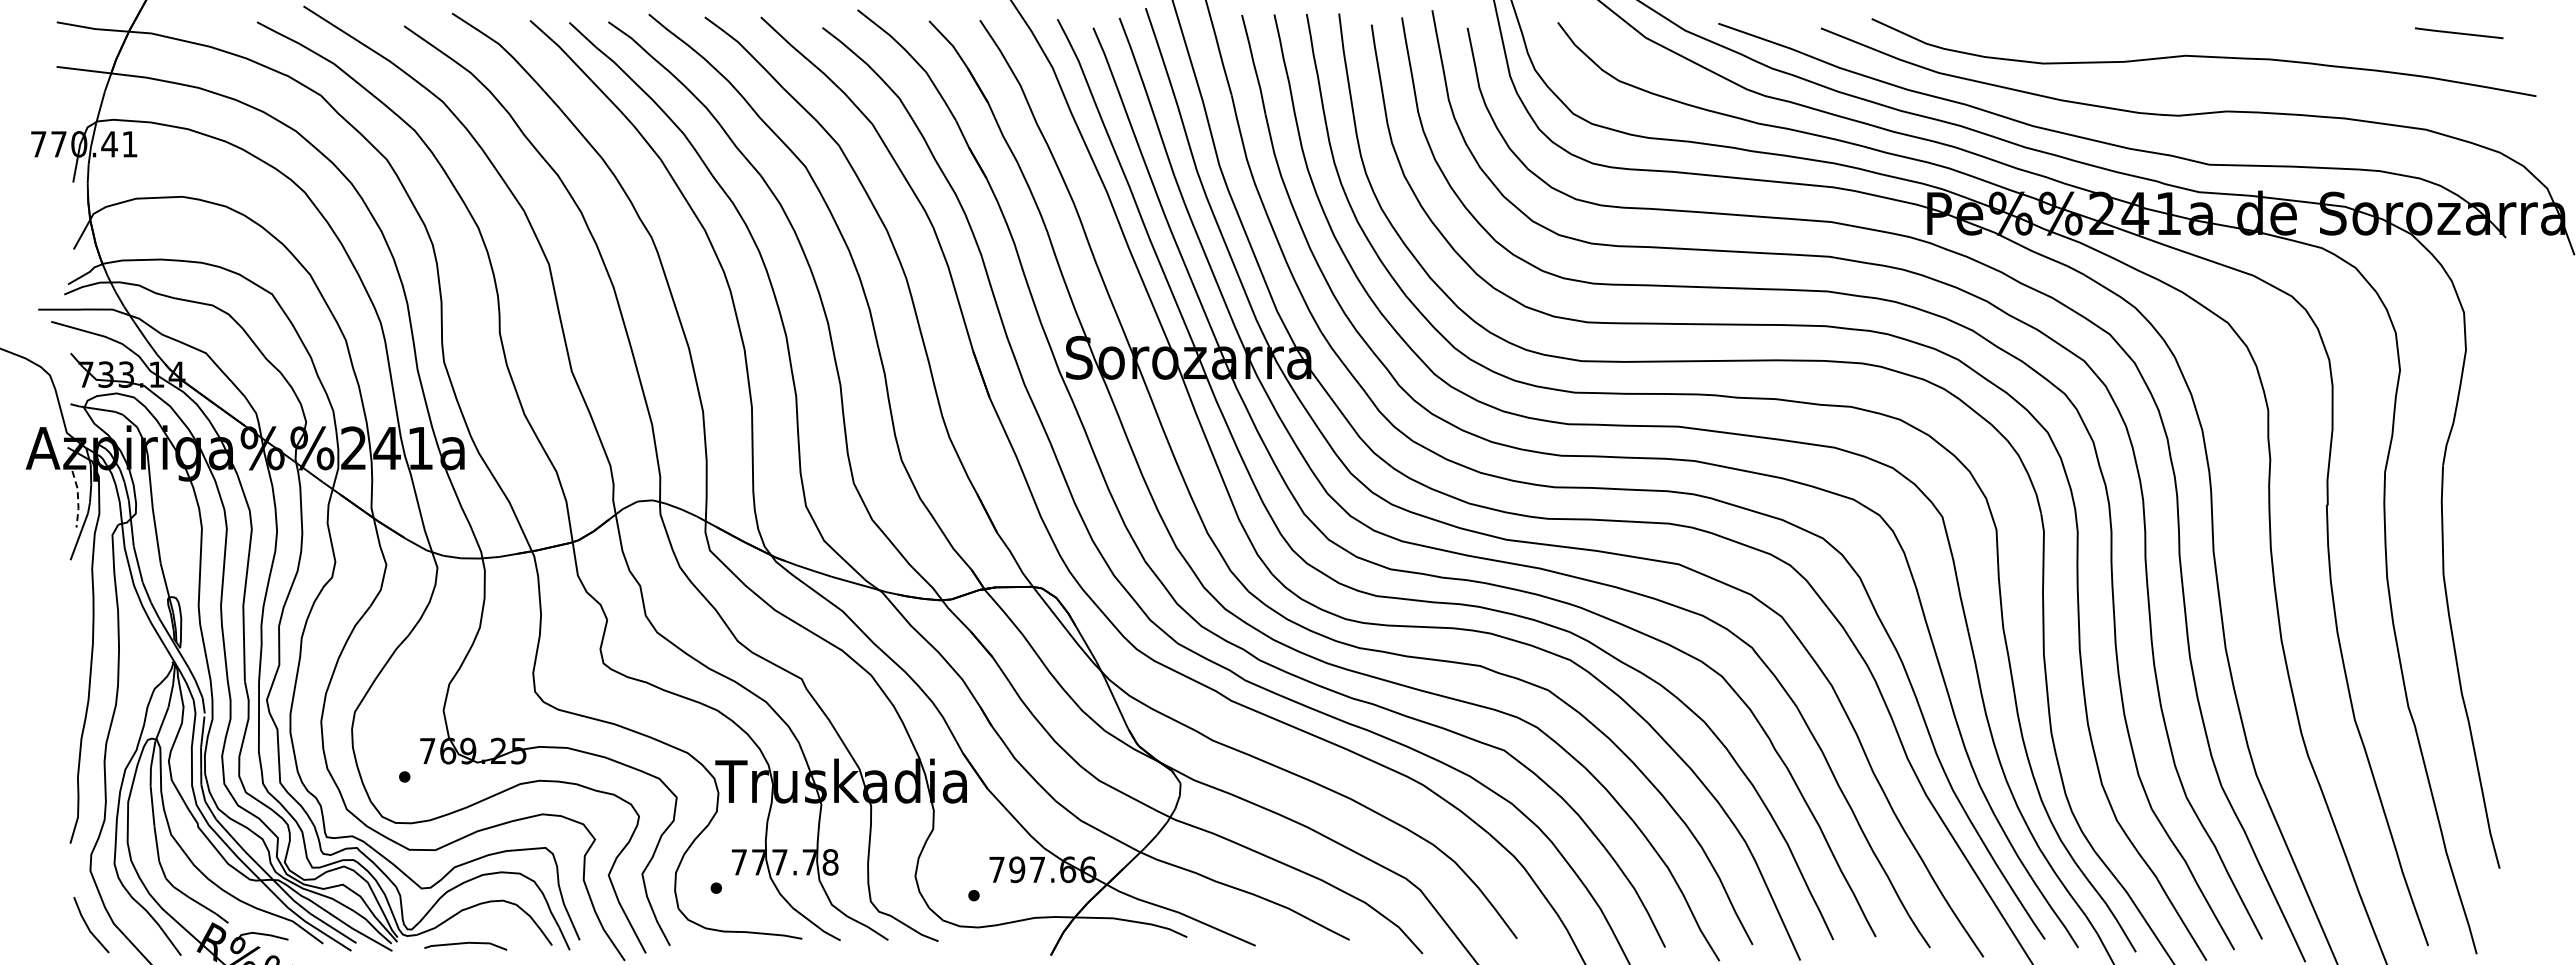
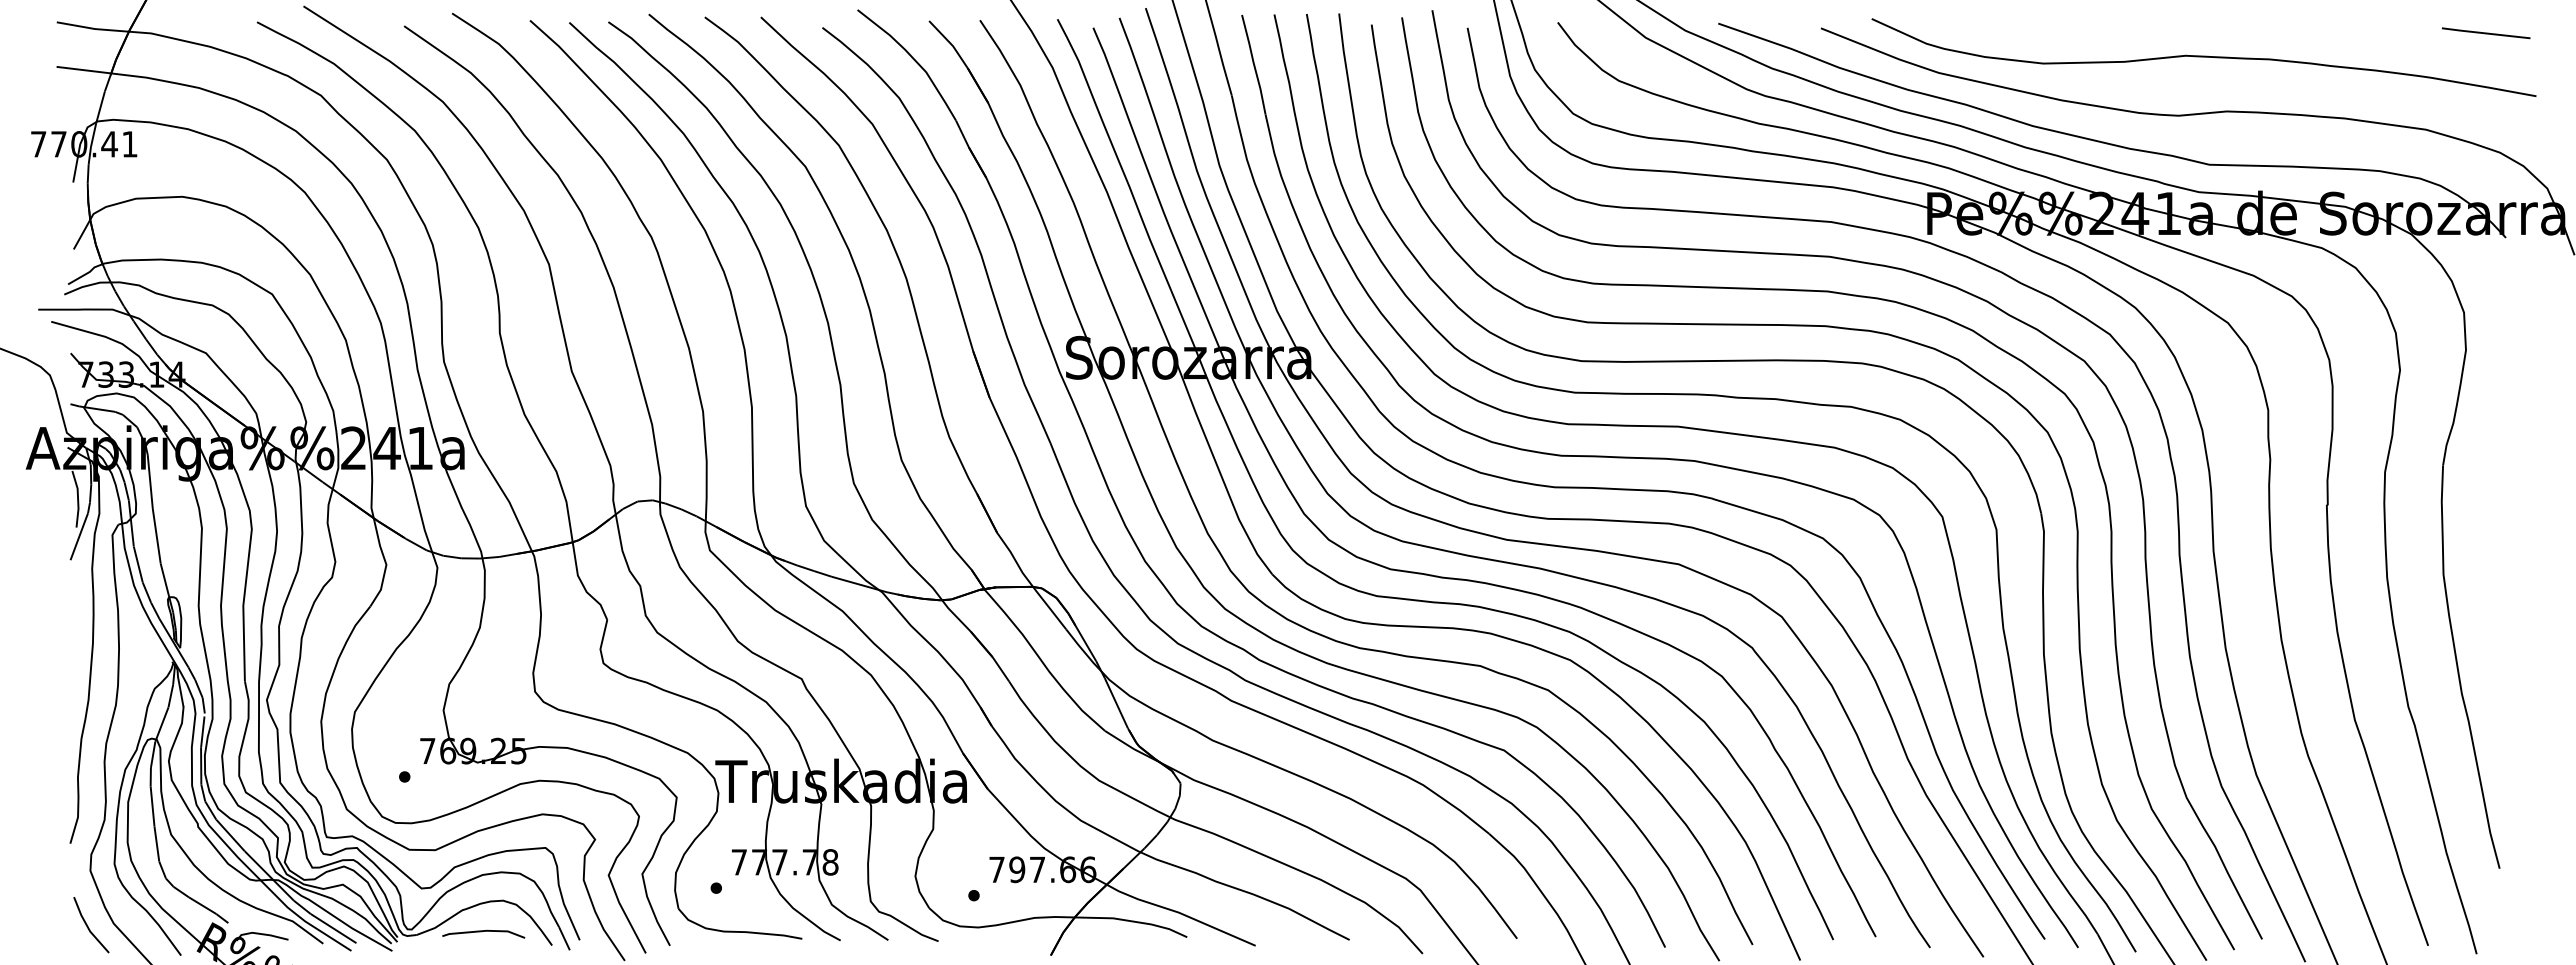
line position: (2459, 33) -> (2486, 33) (2486, 33)
line: dashed -> solid (78, 499)
line position: (465, 943) -> (483, 931) (483, 931)
